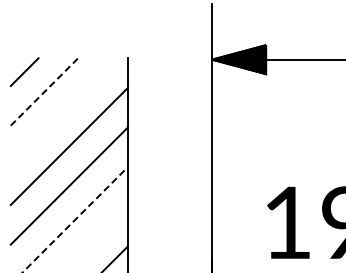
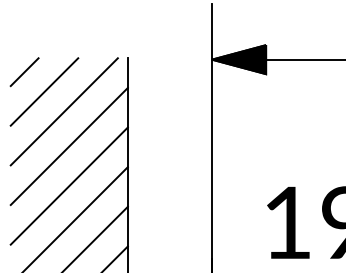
line: dashed -> solid (44, 92)
line: none -> present (63, 111)
line: dashed -> solid (75, 219)
line: none -> present (95, 237)
